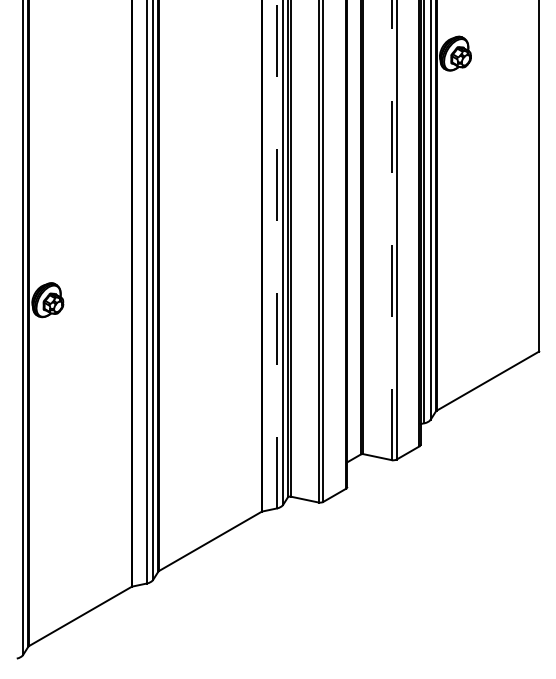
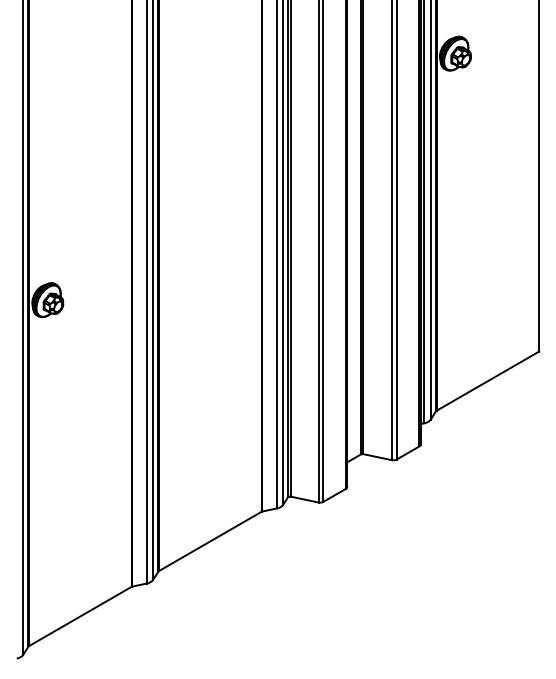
line: dashed -> solid (391, 230)
line: dashed -> solid (276, 254)
